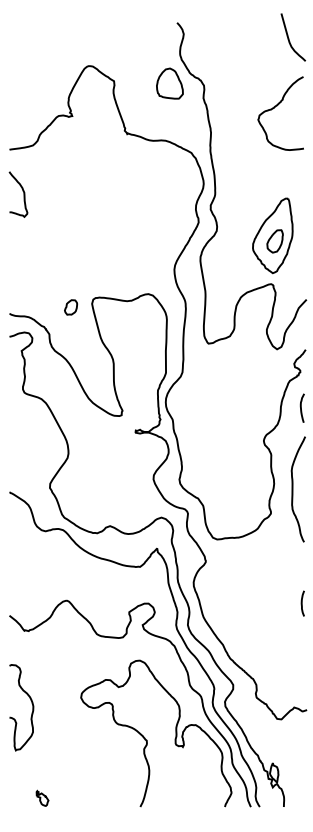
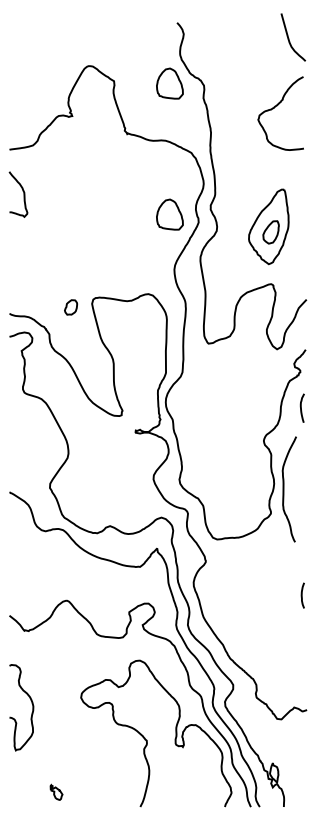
part: none -> present (169, 214)
part position: (272, 235) -> (268, 226) (268, 226)
curve position: (293, 489) -> (284, 489) (284, 489)
curve position: (302, 603) -> (302, 595) (302, 595)
part position: (42, 797) -> (56, 791) (56, 791)
